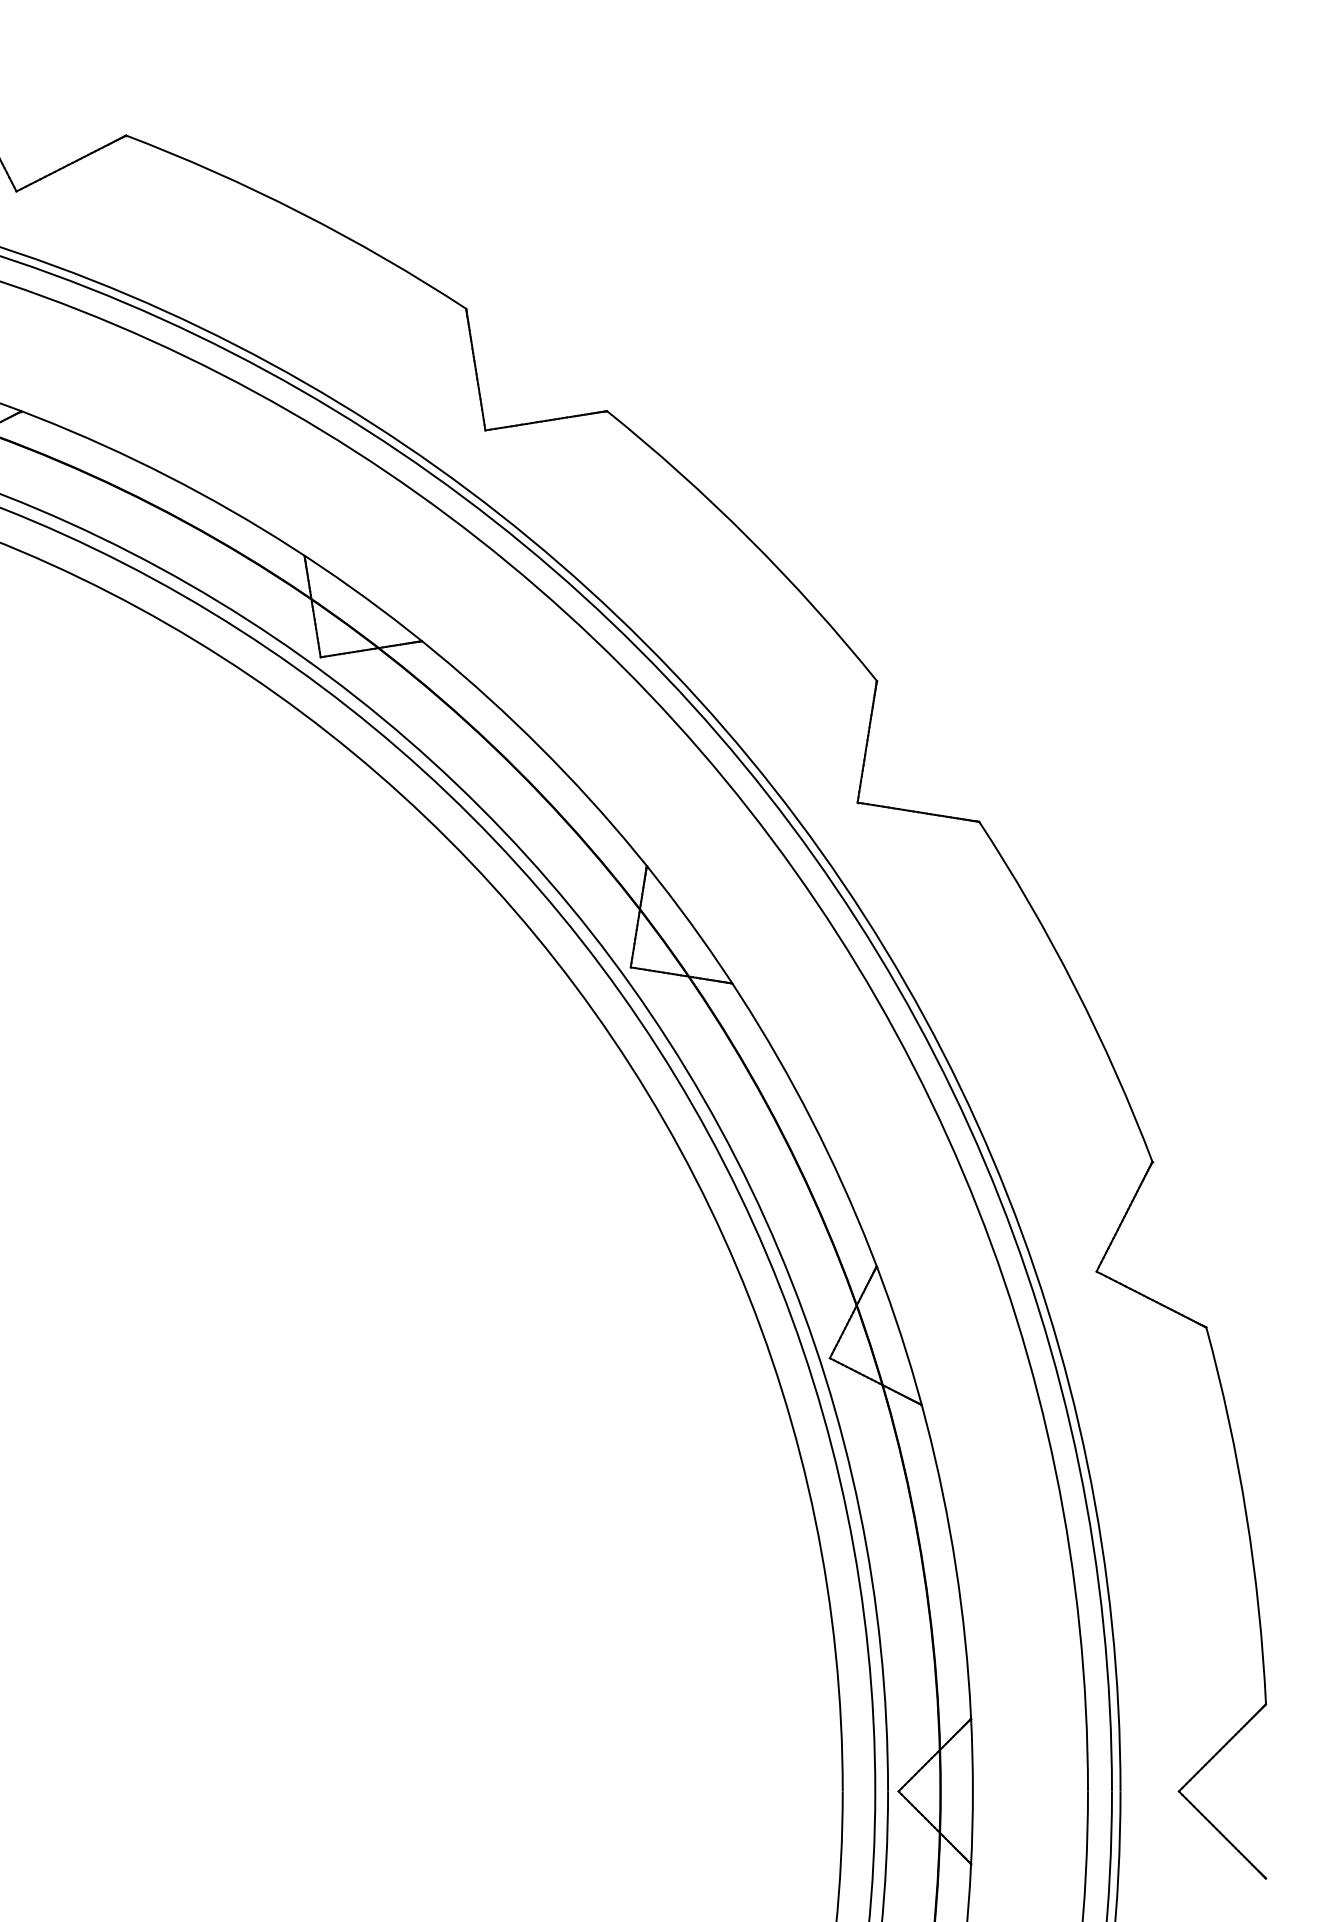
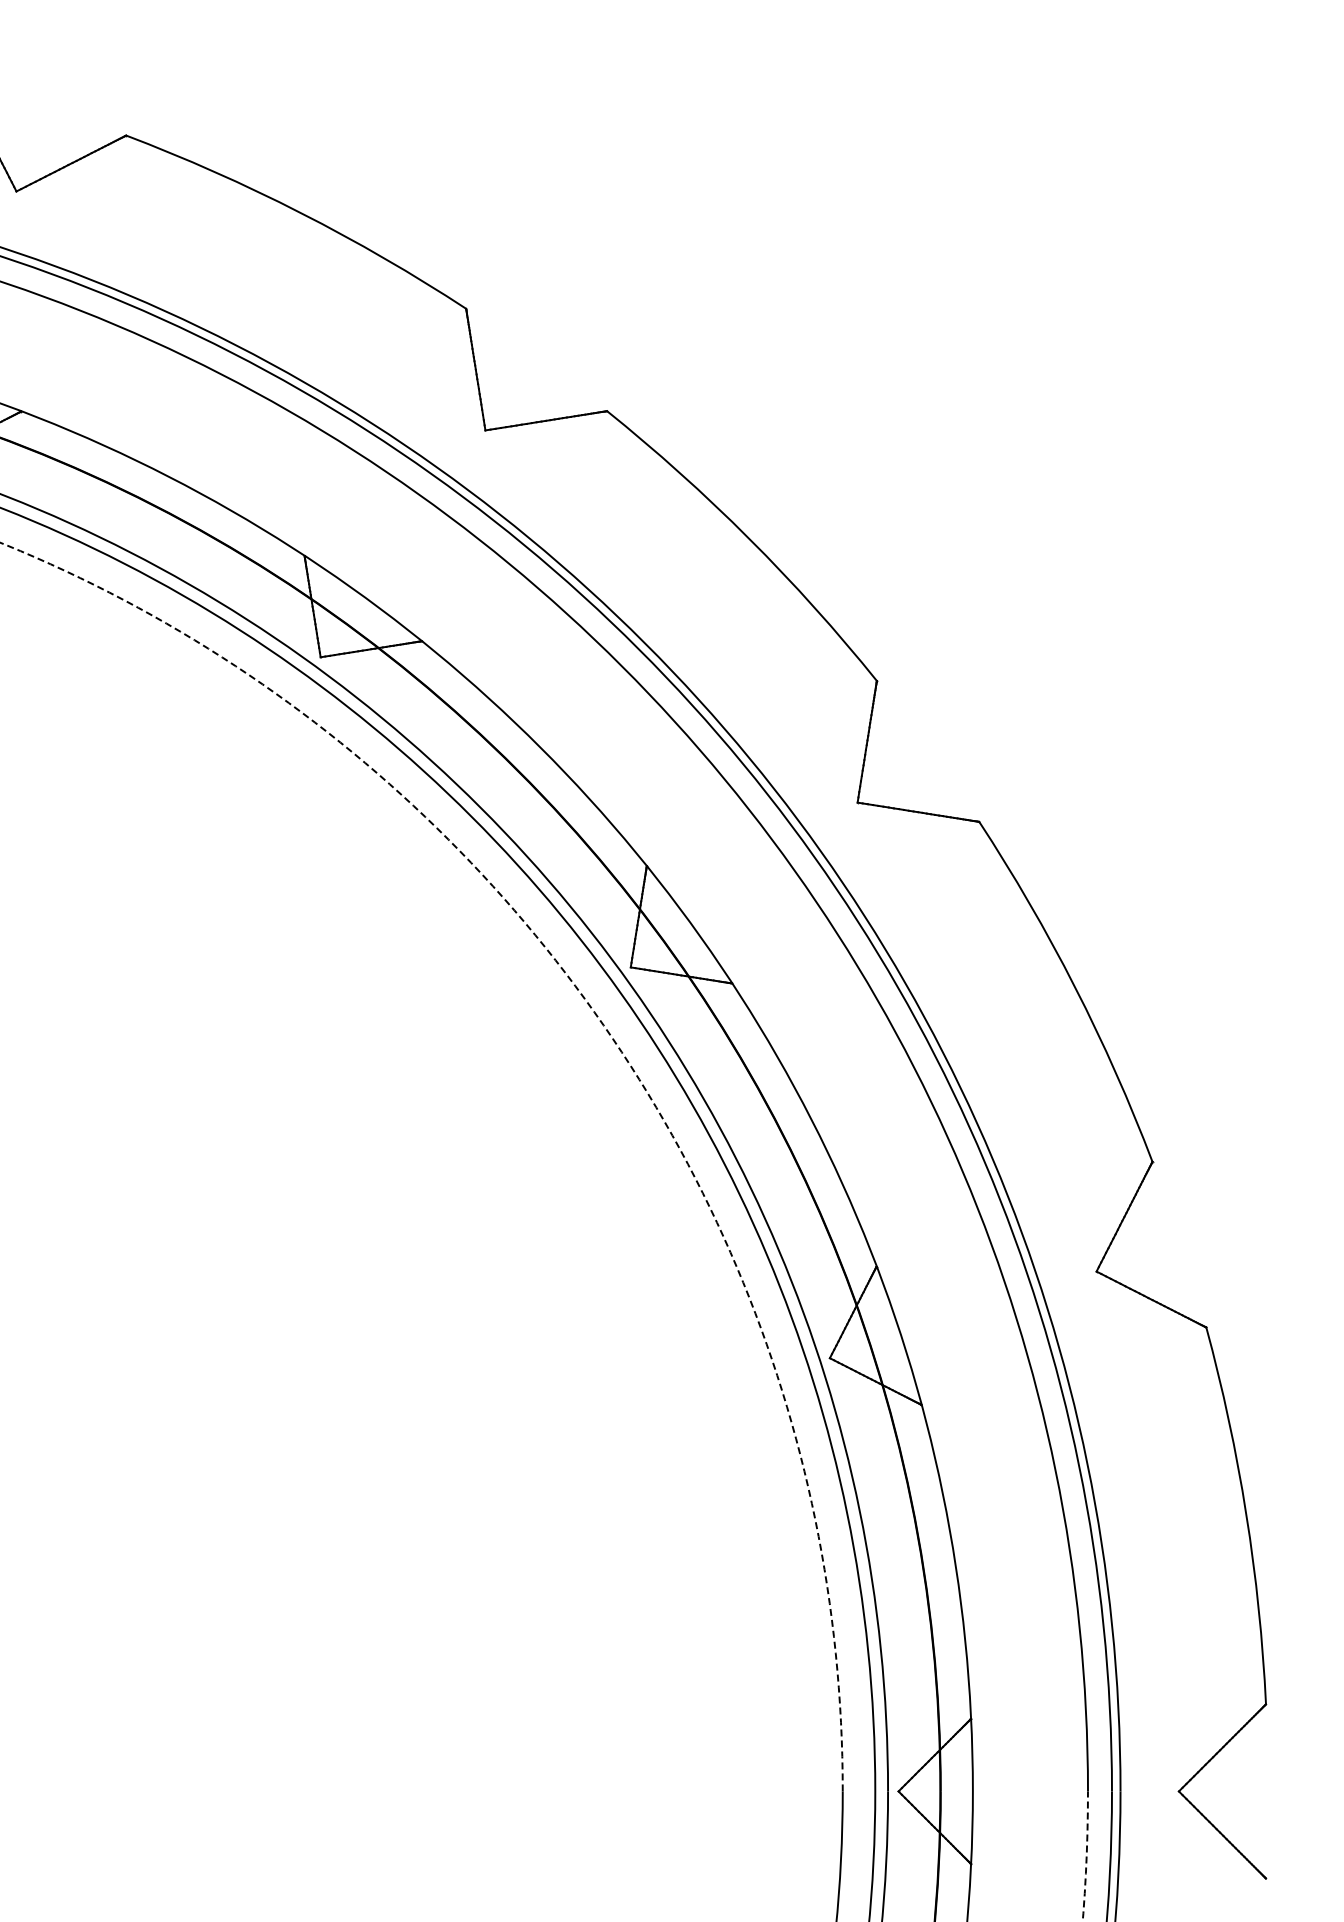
arc: solid -> dashed (611, 1037)
arc: solid -> dashed (1086, 1856)
